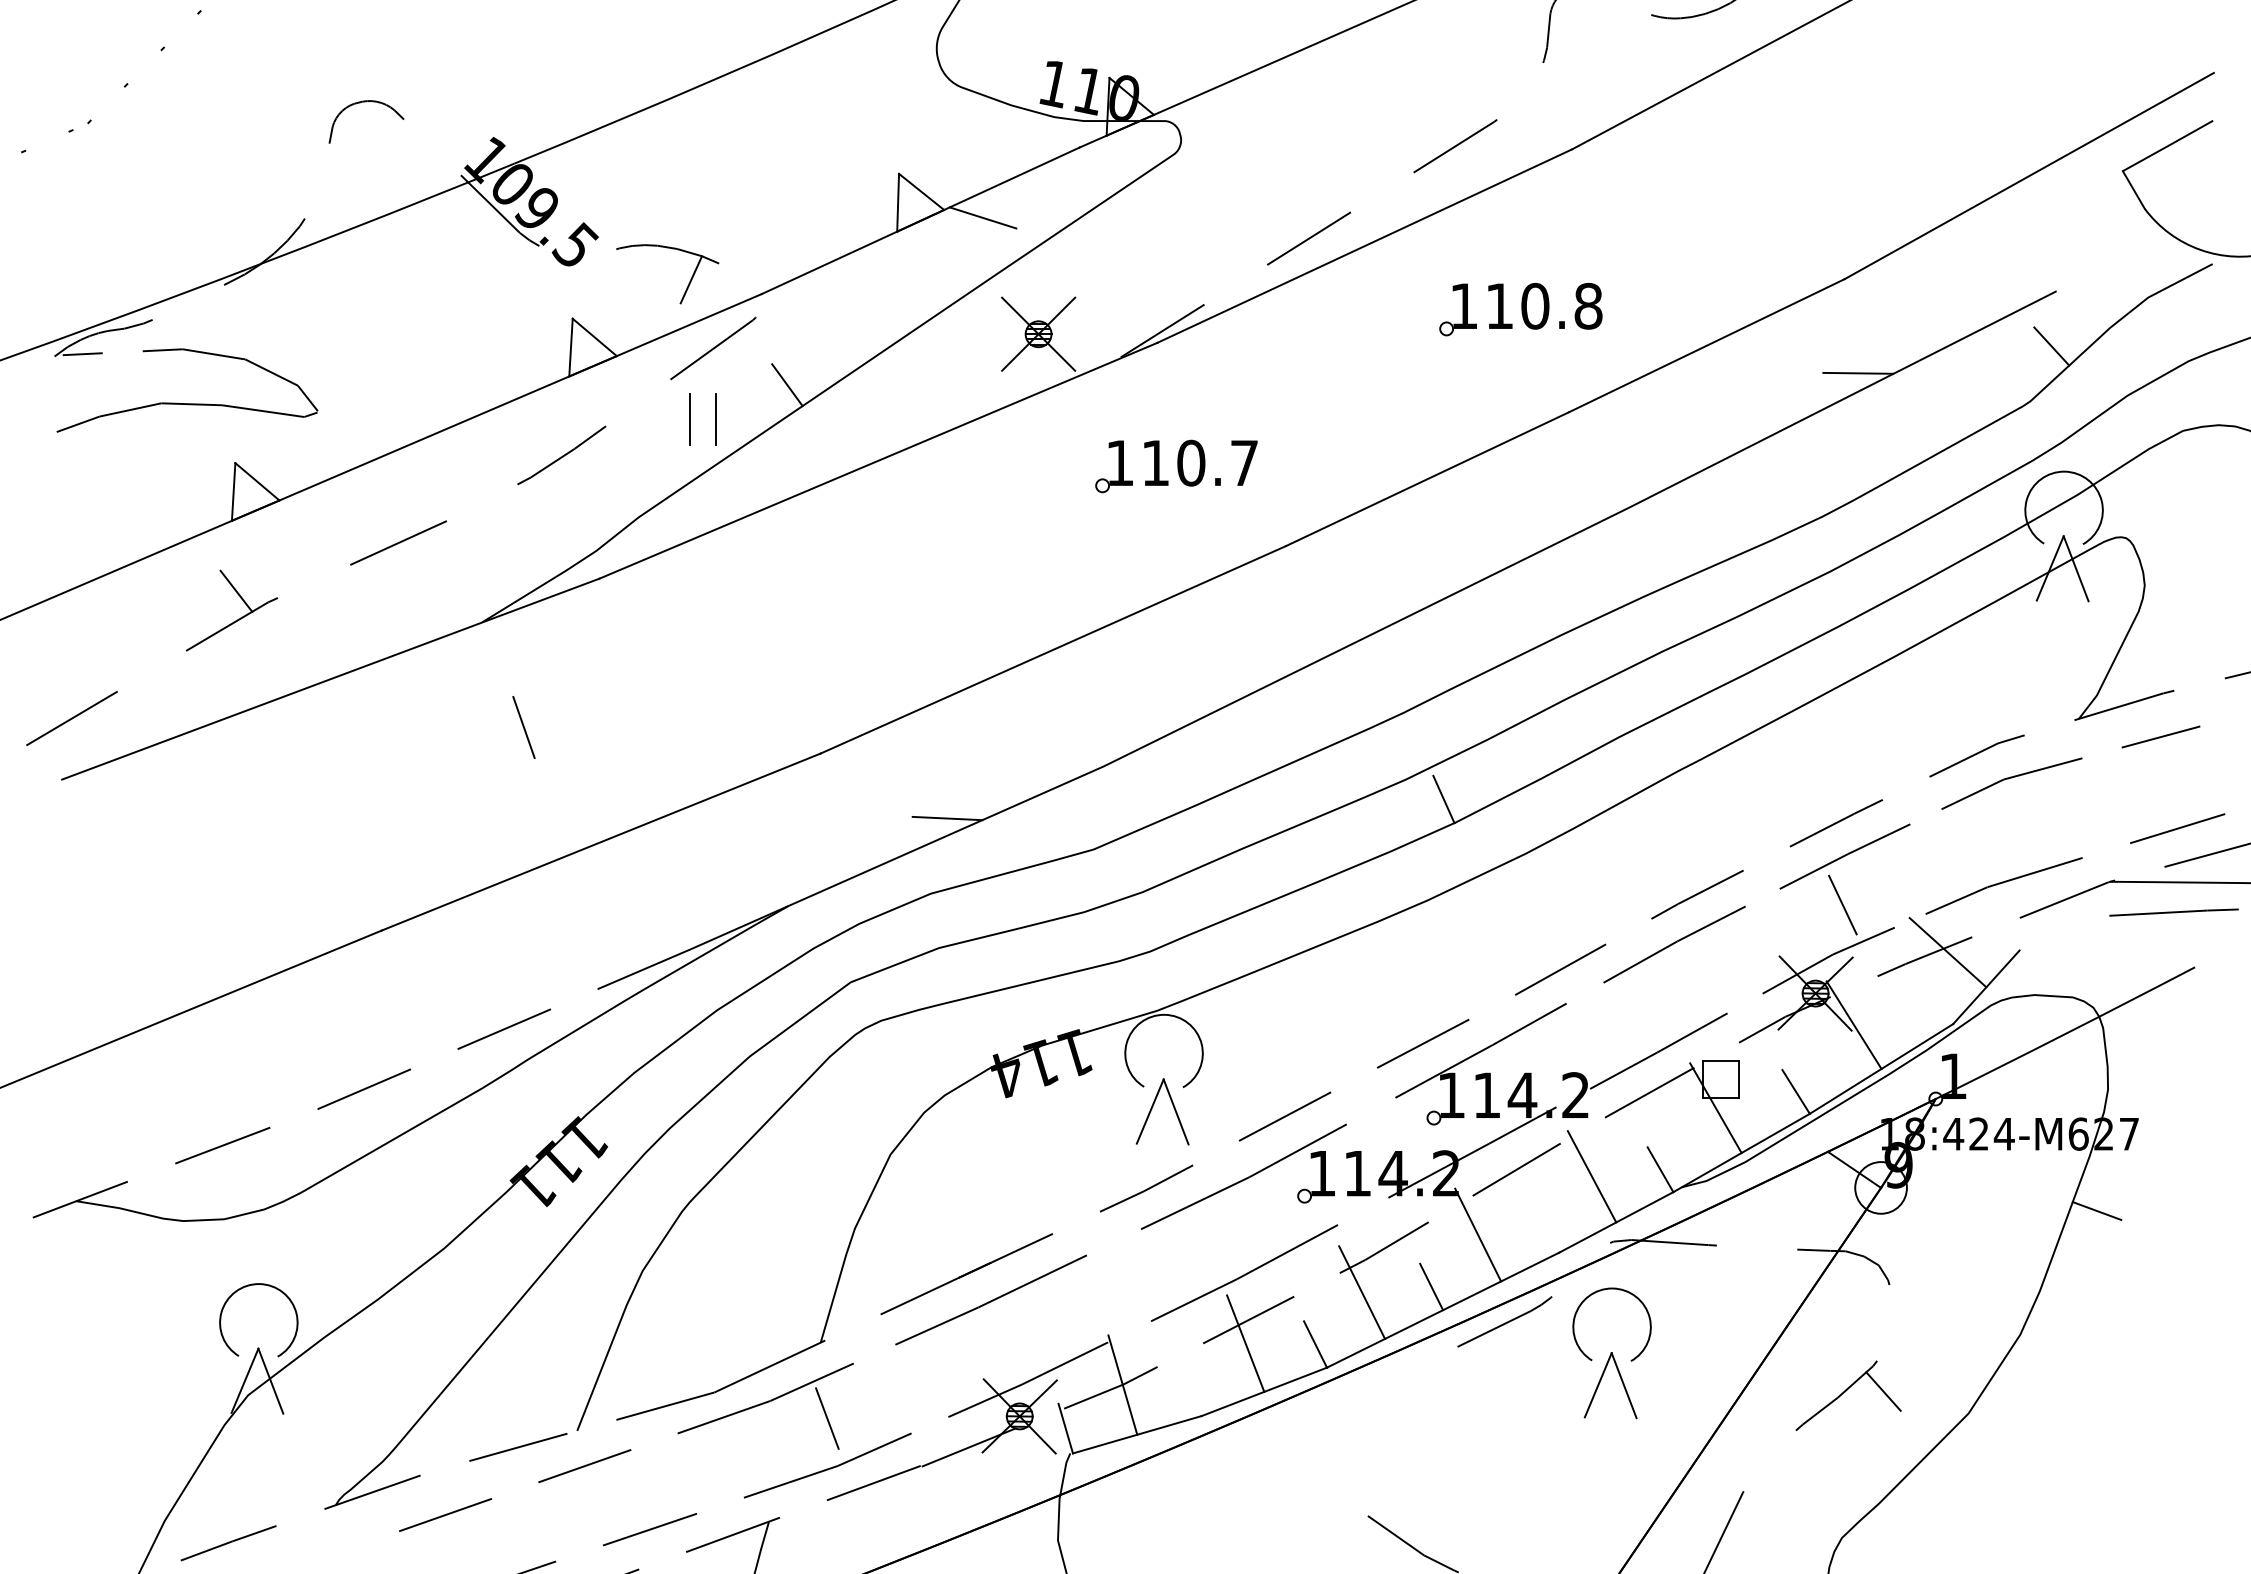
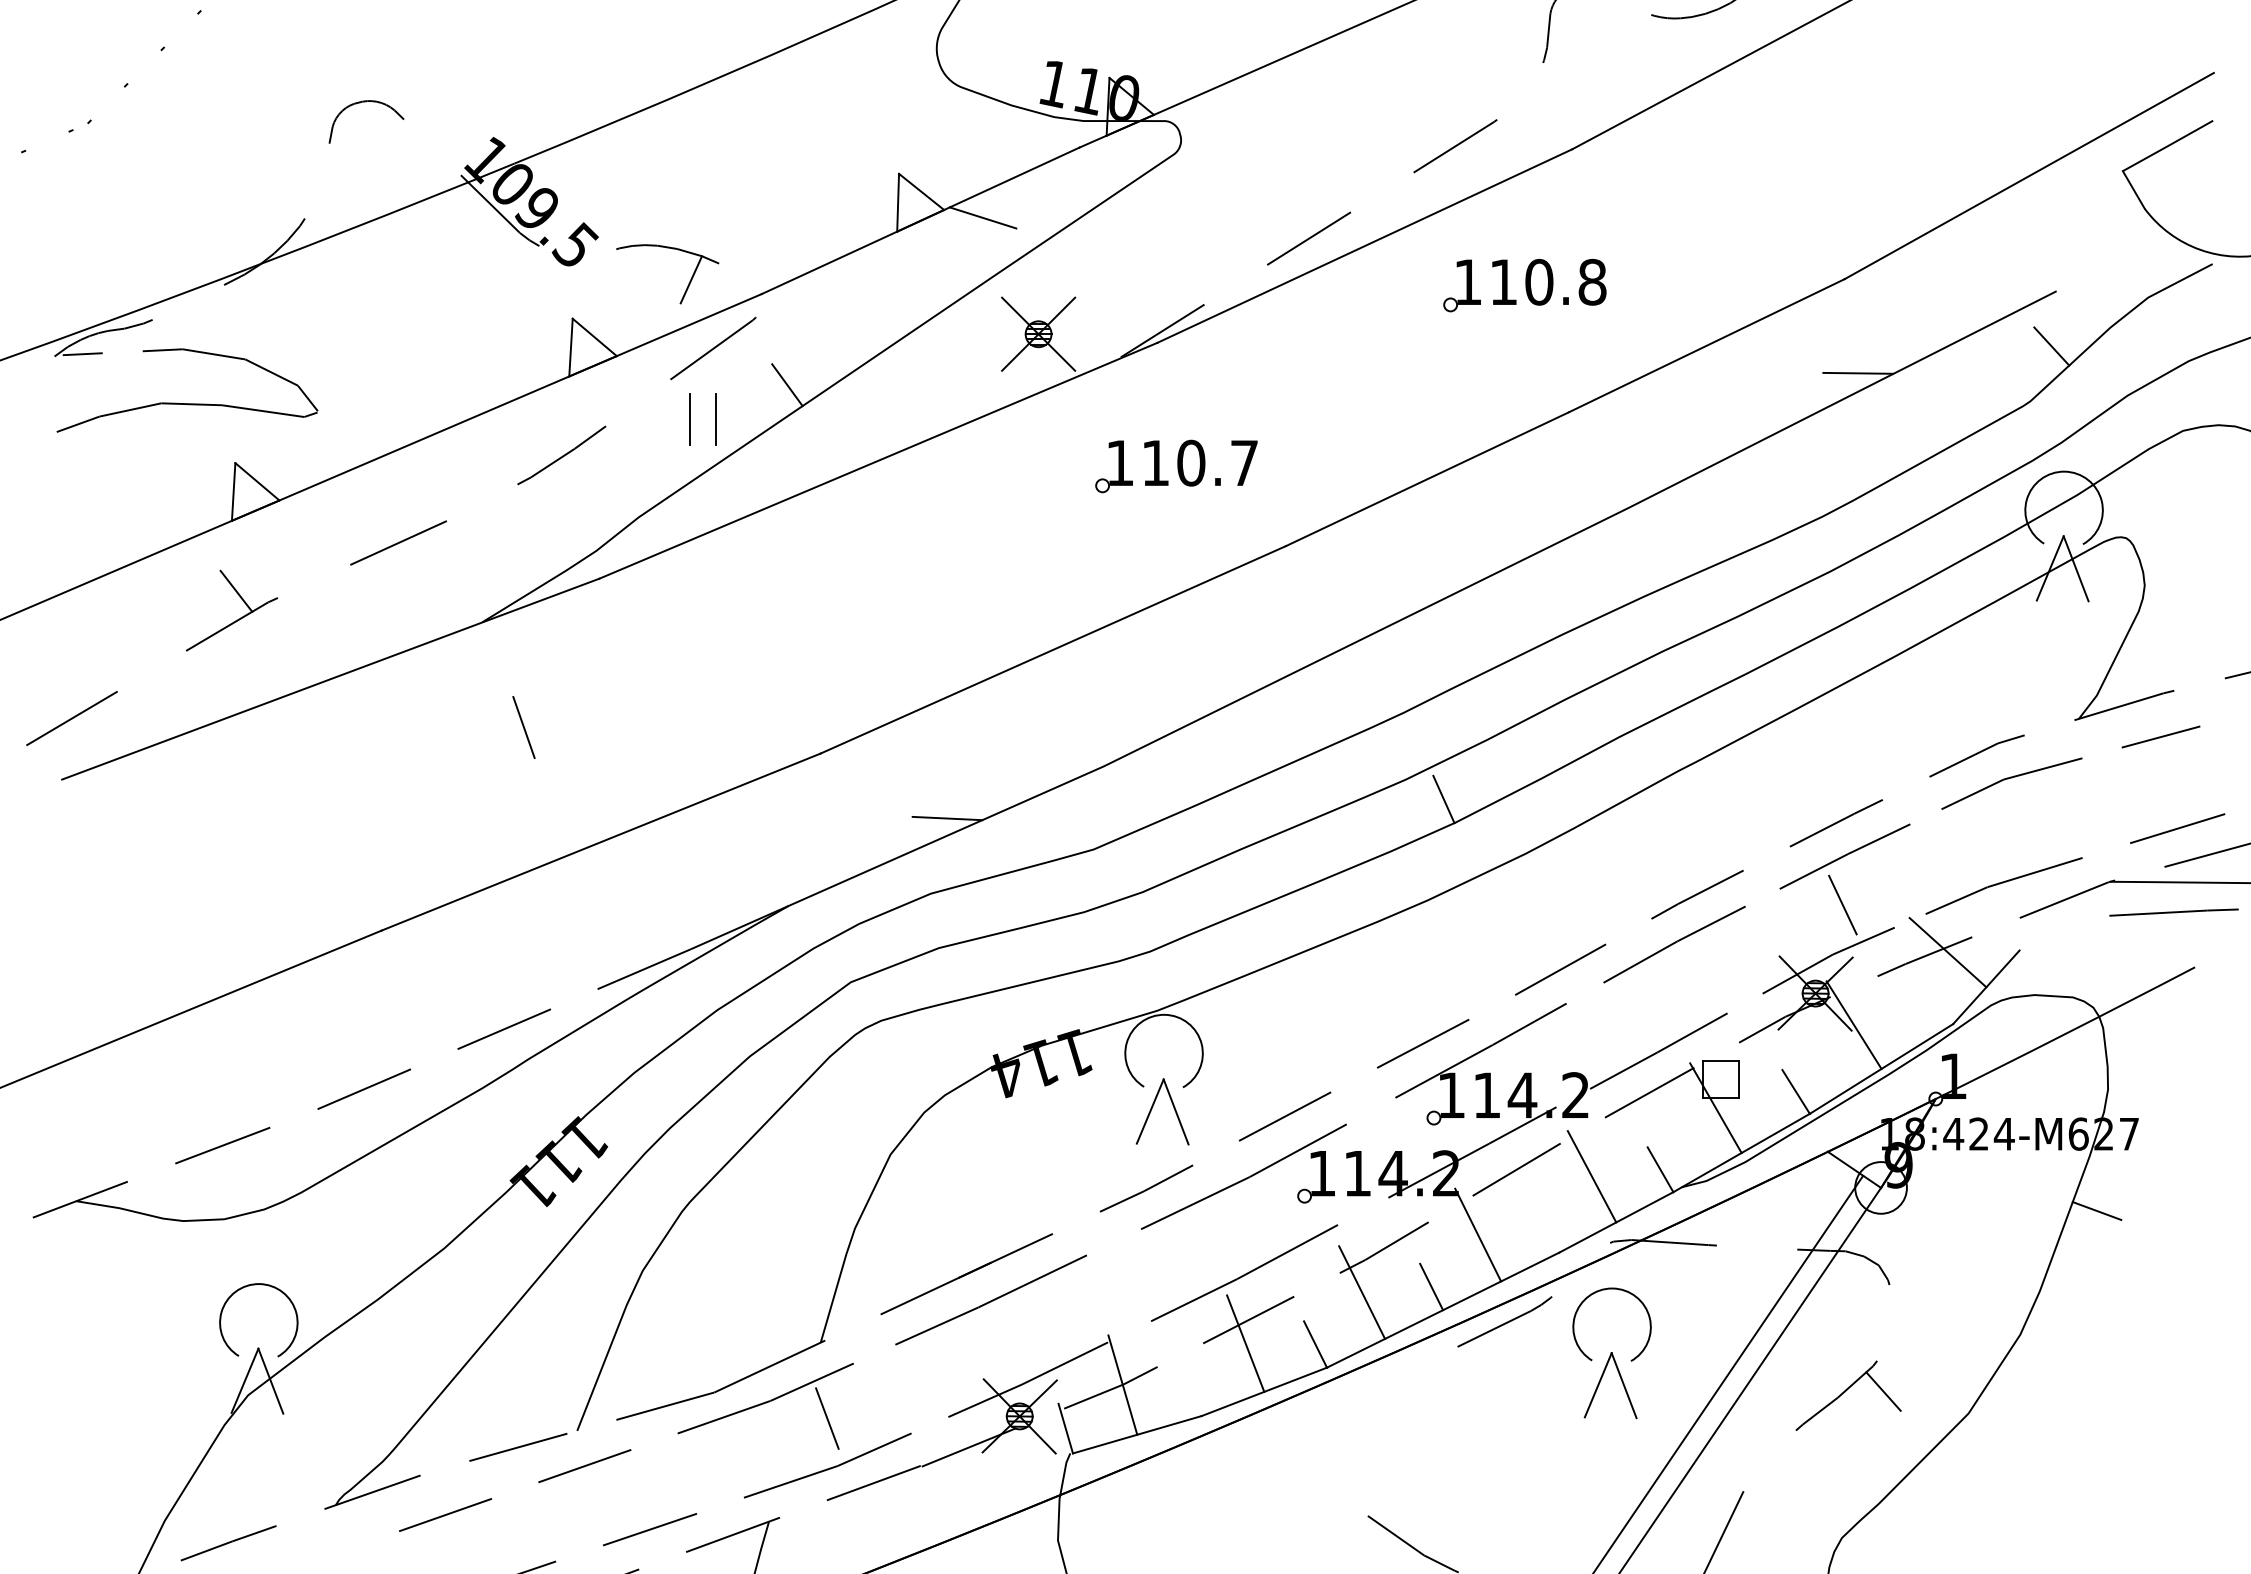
part position: (1520, 309) -> (1524, 285) (1524, 285)
line position: (1751, 1378) -> (1729, 1372) (1729, 1372)
